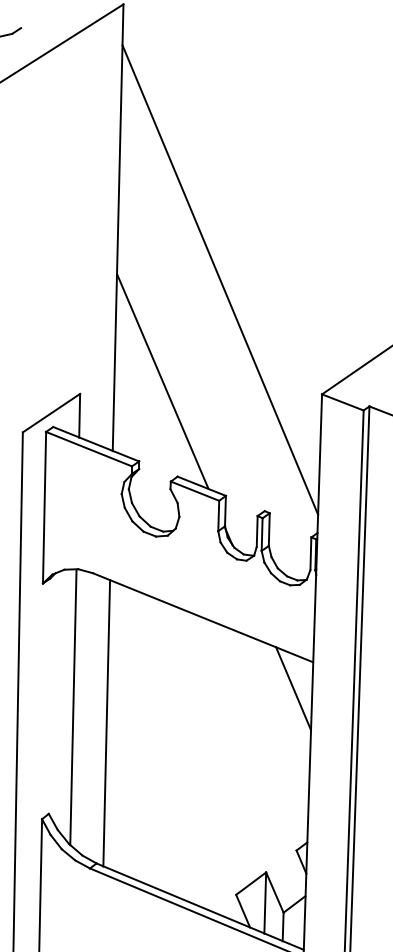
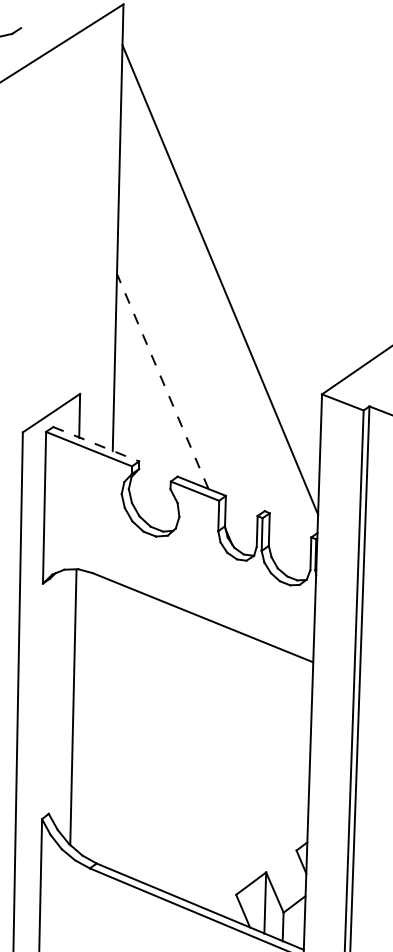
line: solid -> dashed (162, 381)
line: solid -> dashed (96, 444)
line: present -> none (293, 688)
line: present -> none (106, 722)
